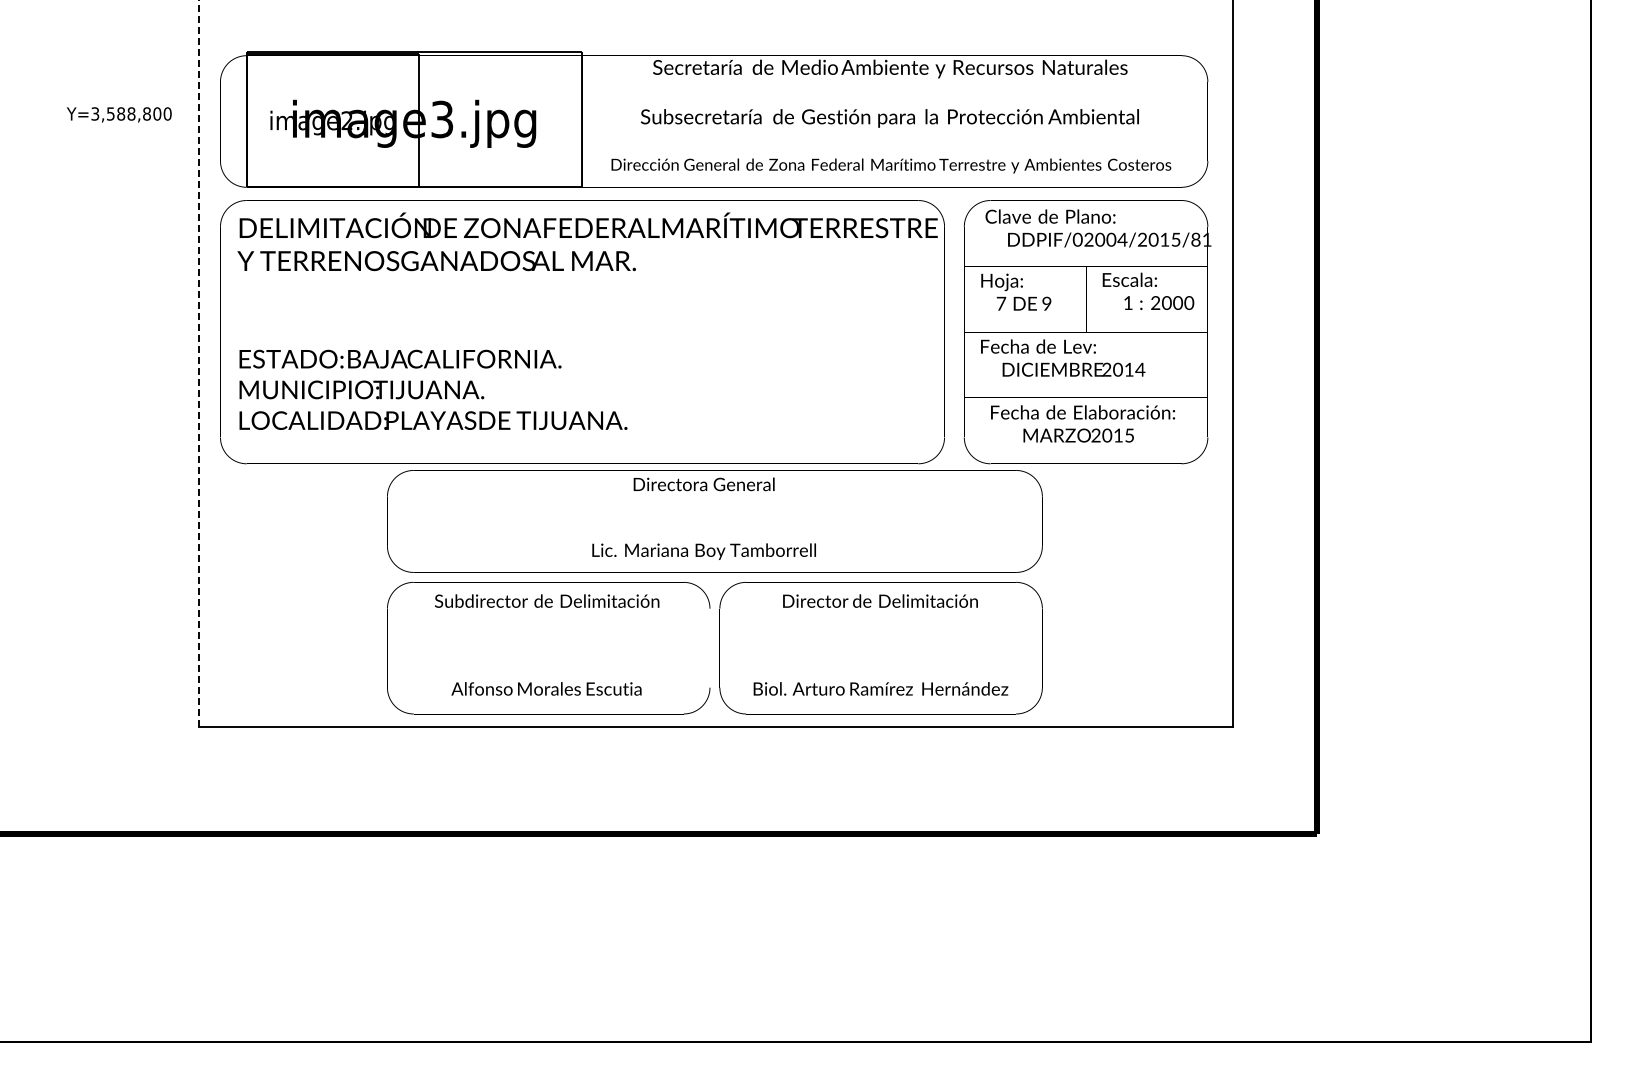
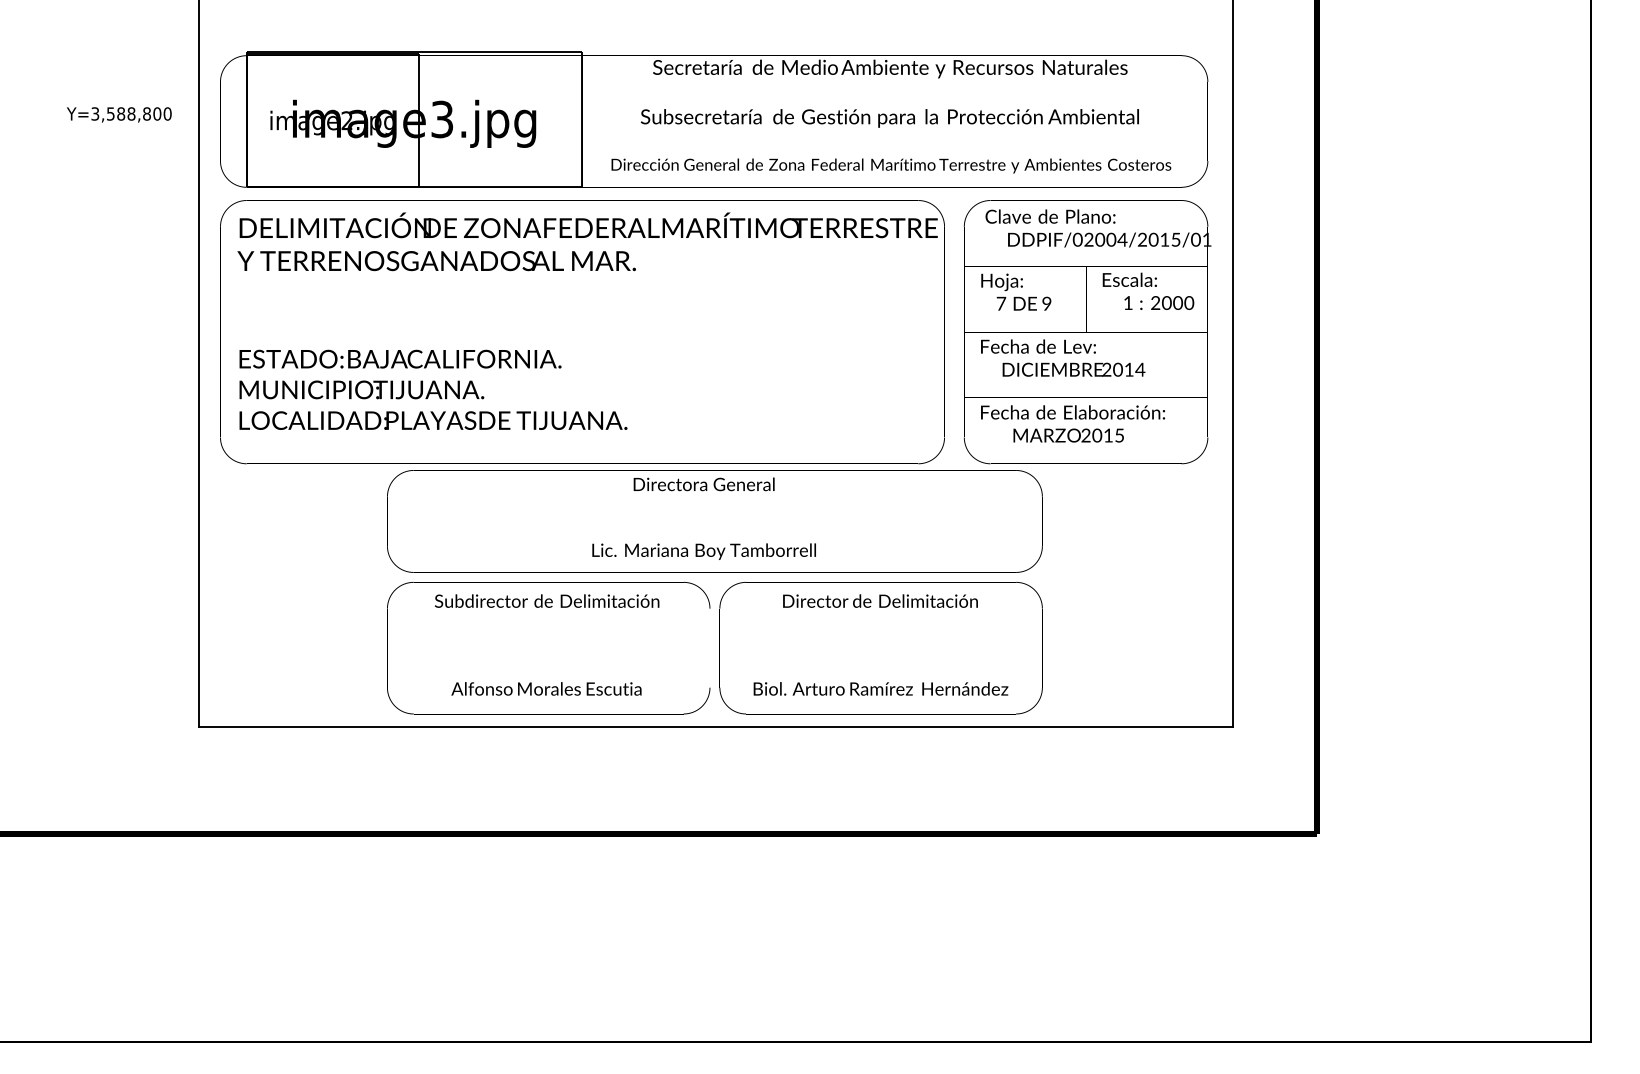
text: DDPIF/02004/2015/81 -> DDPIF/02004/2015/01 (1195, 240)
line: dashed -> solid (198, 363)
text position: (1083, 423) -> (1073, 423) (1073, 423)
